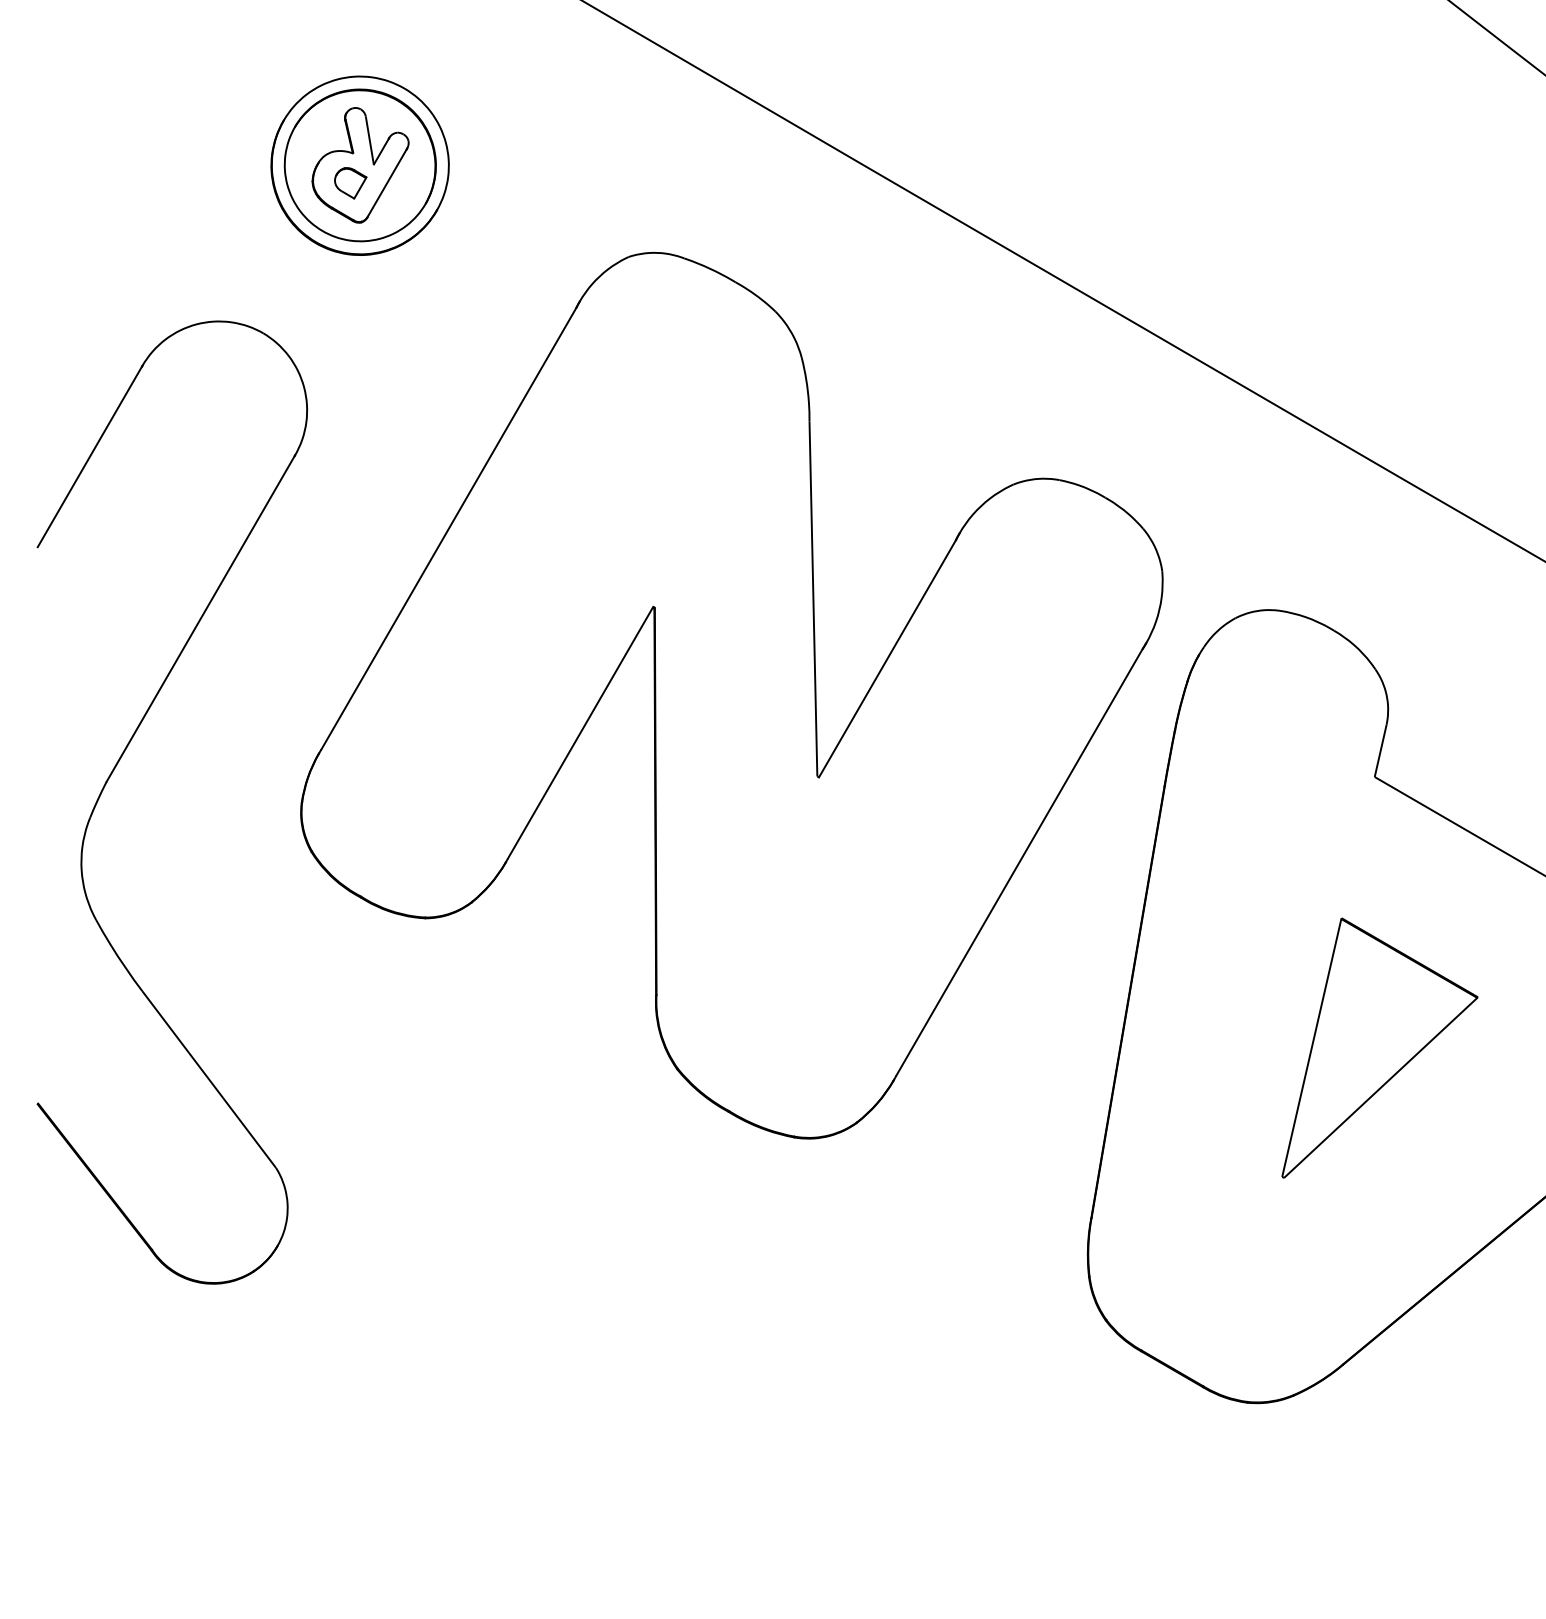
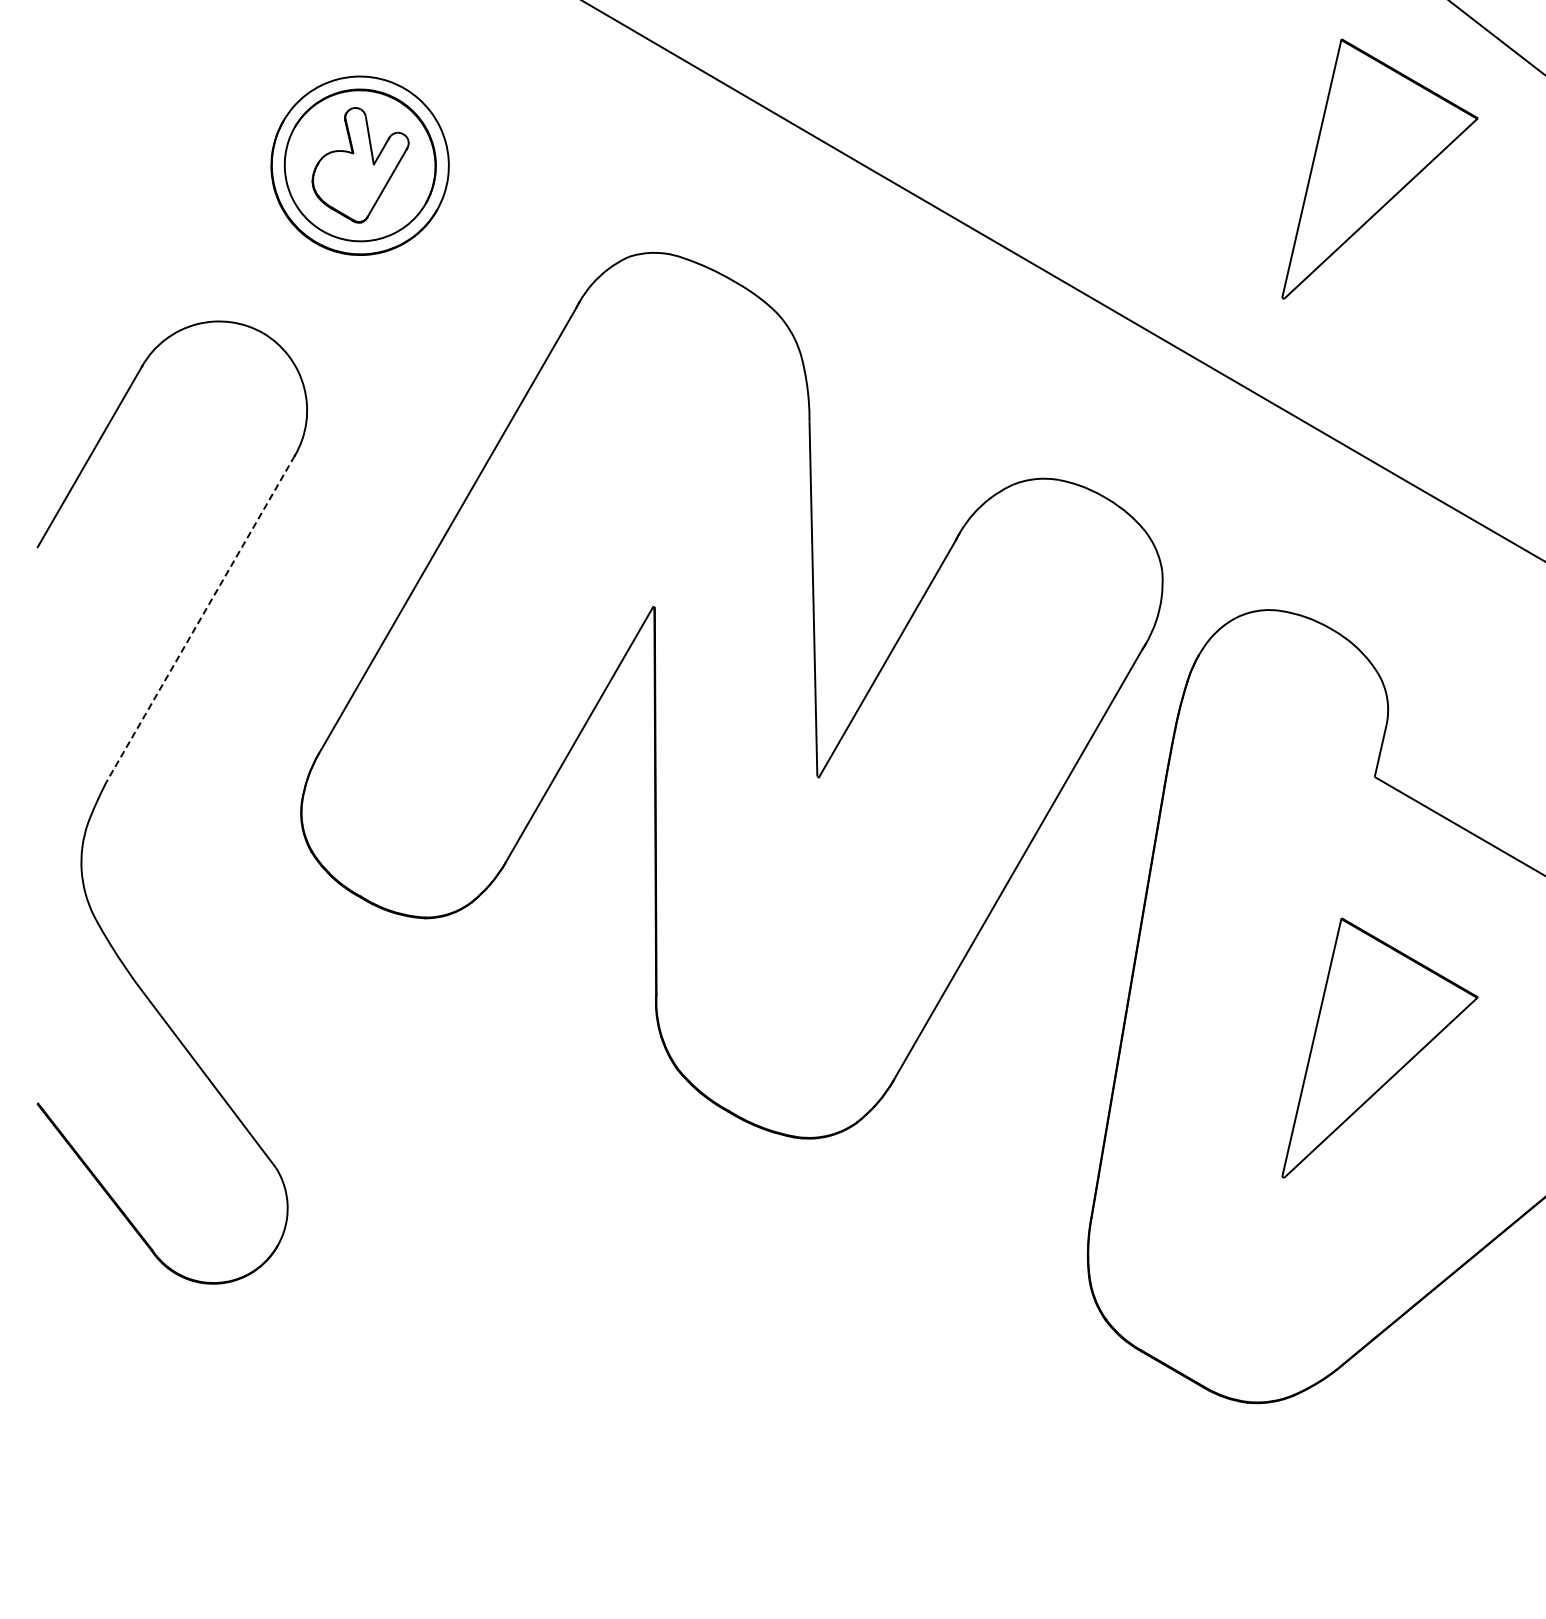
part: none -> present (1379, 168)
part: present -> none (350, 183)
line: solid -> dashed (200, 619)
